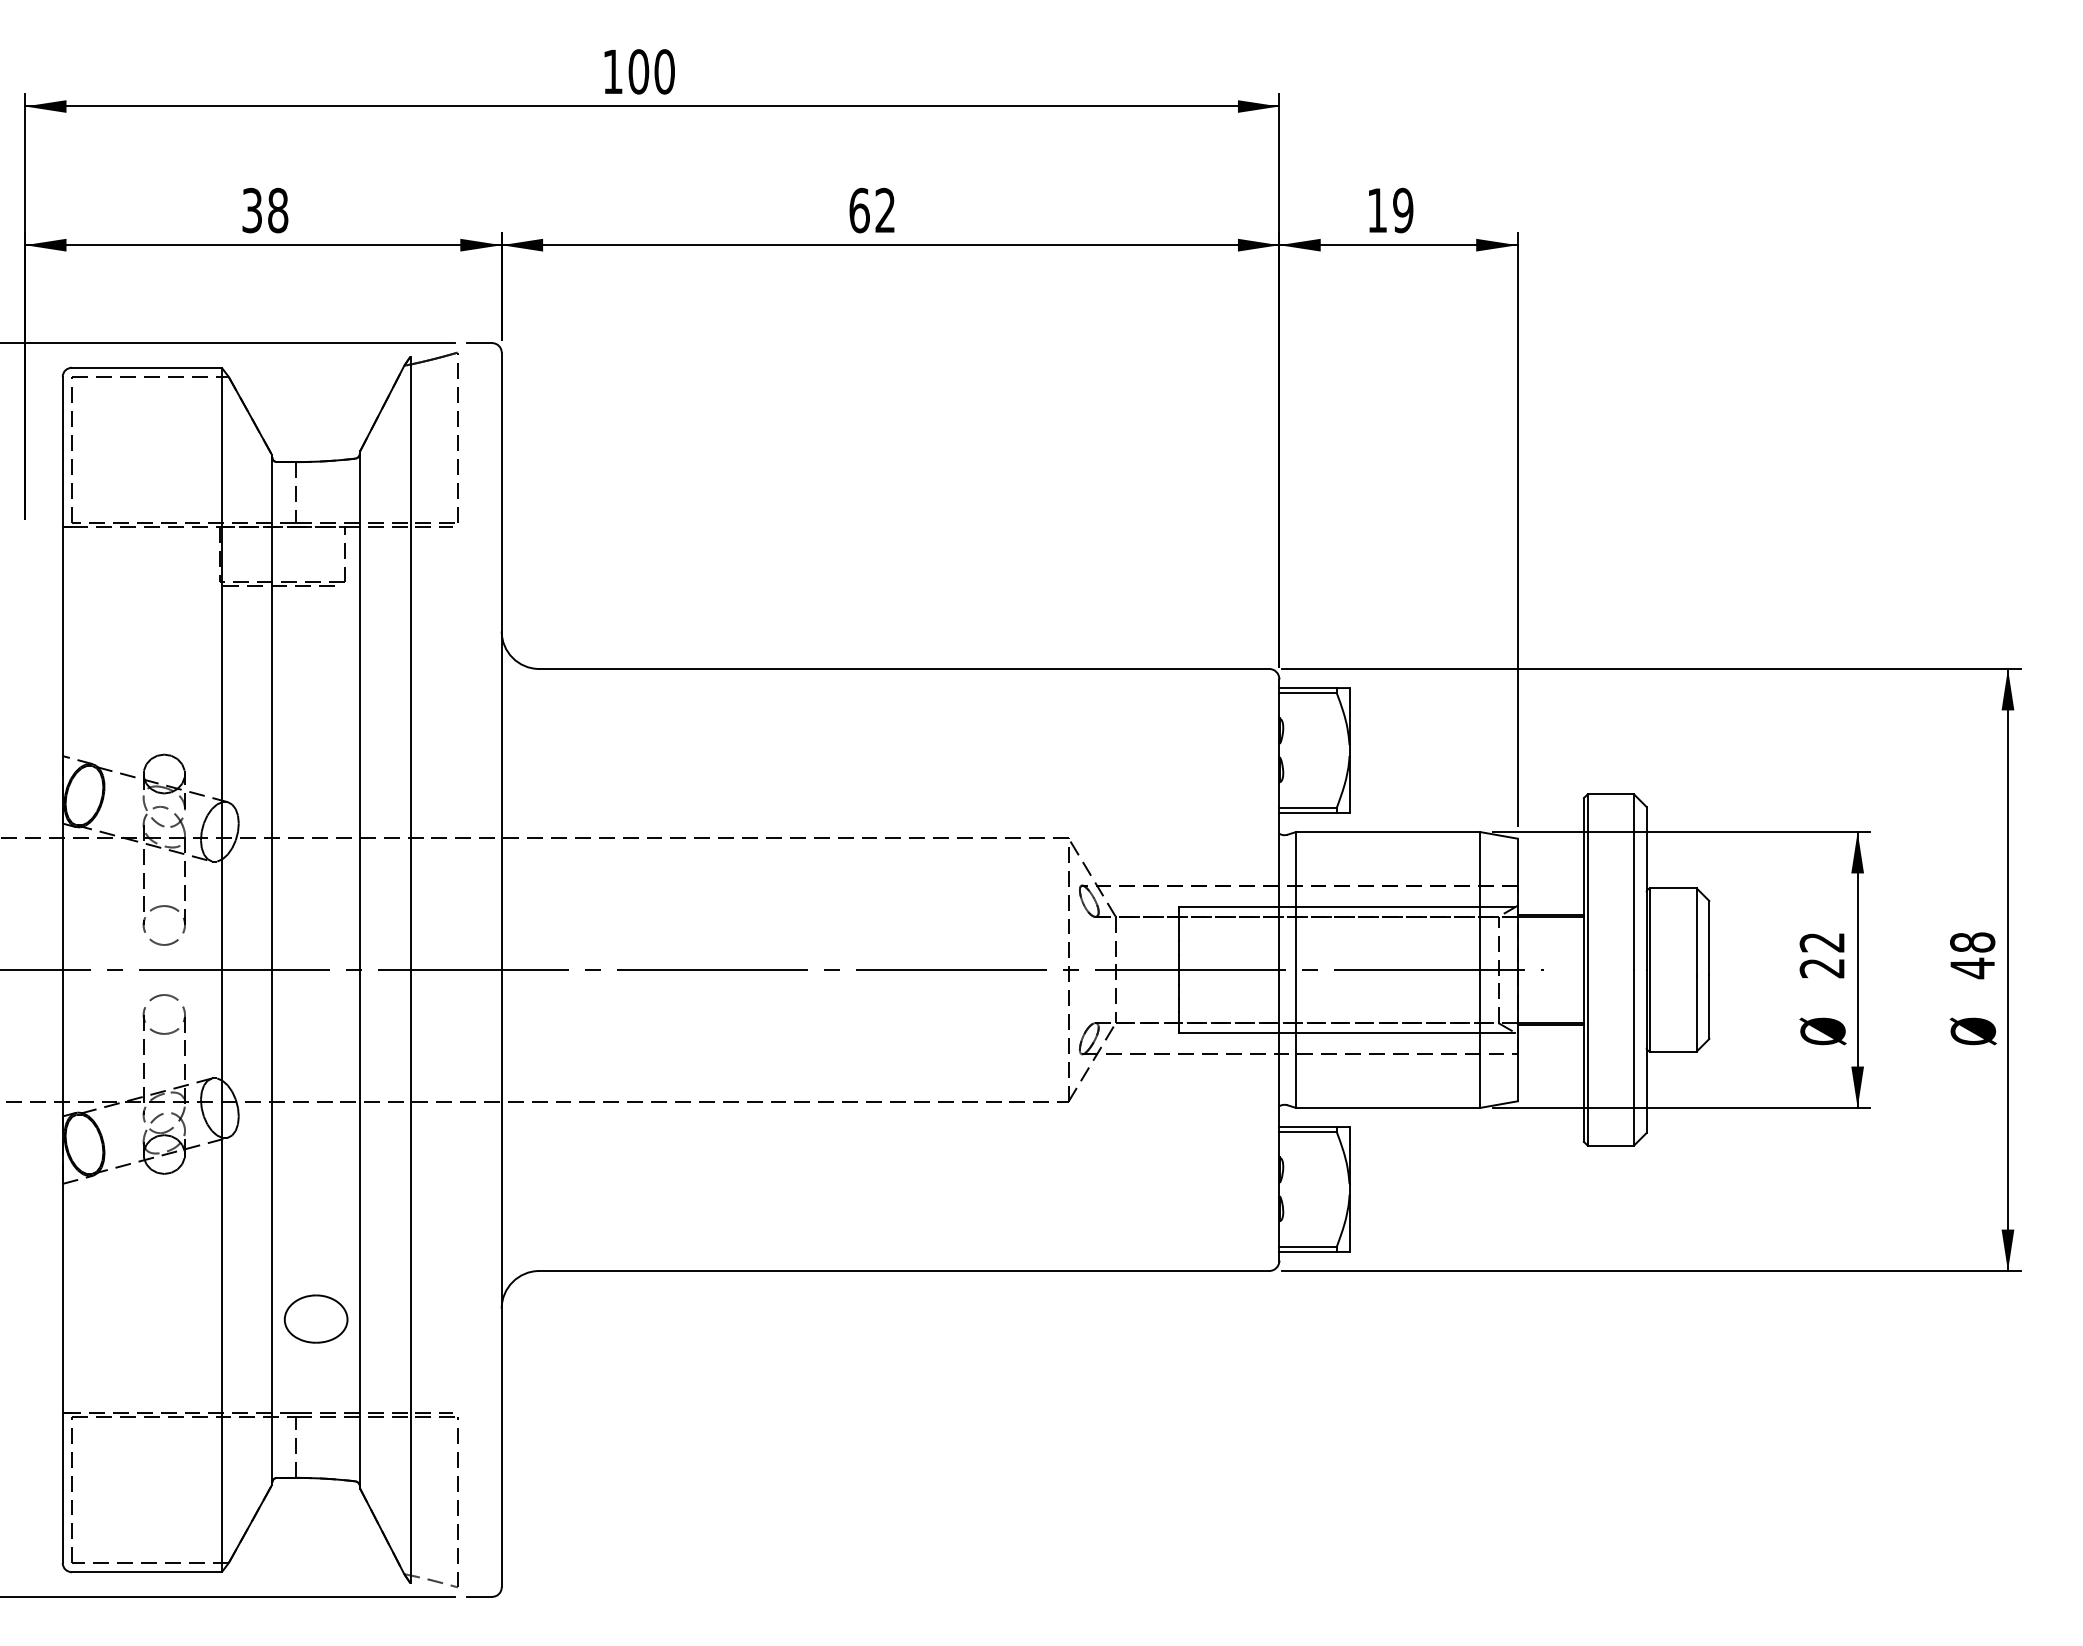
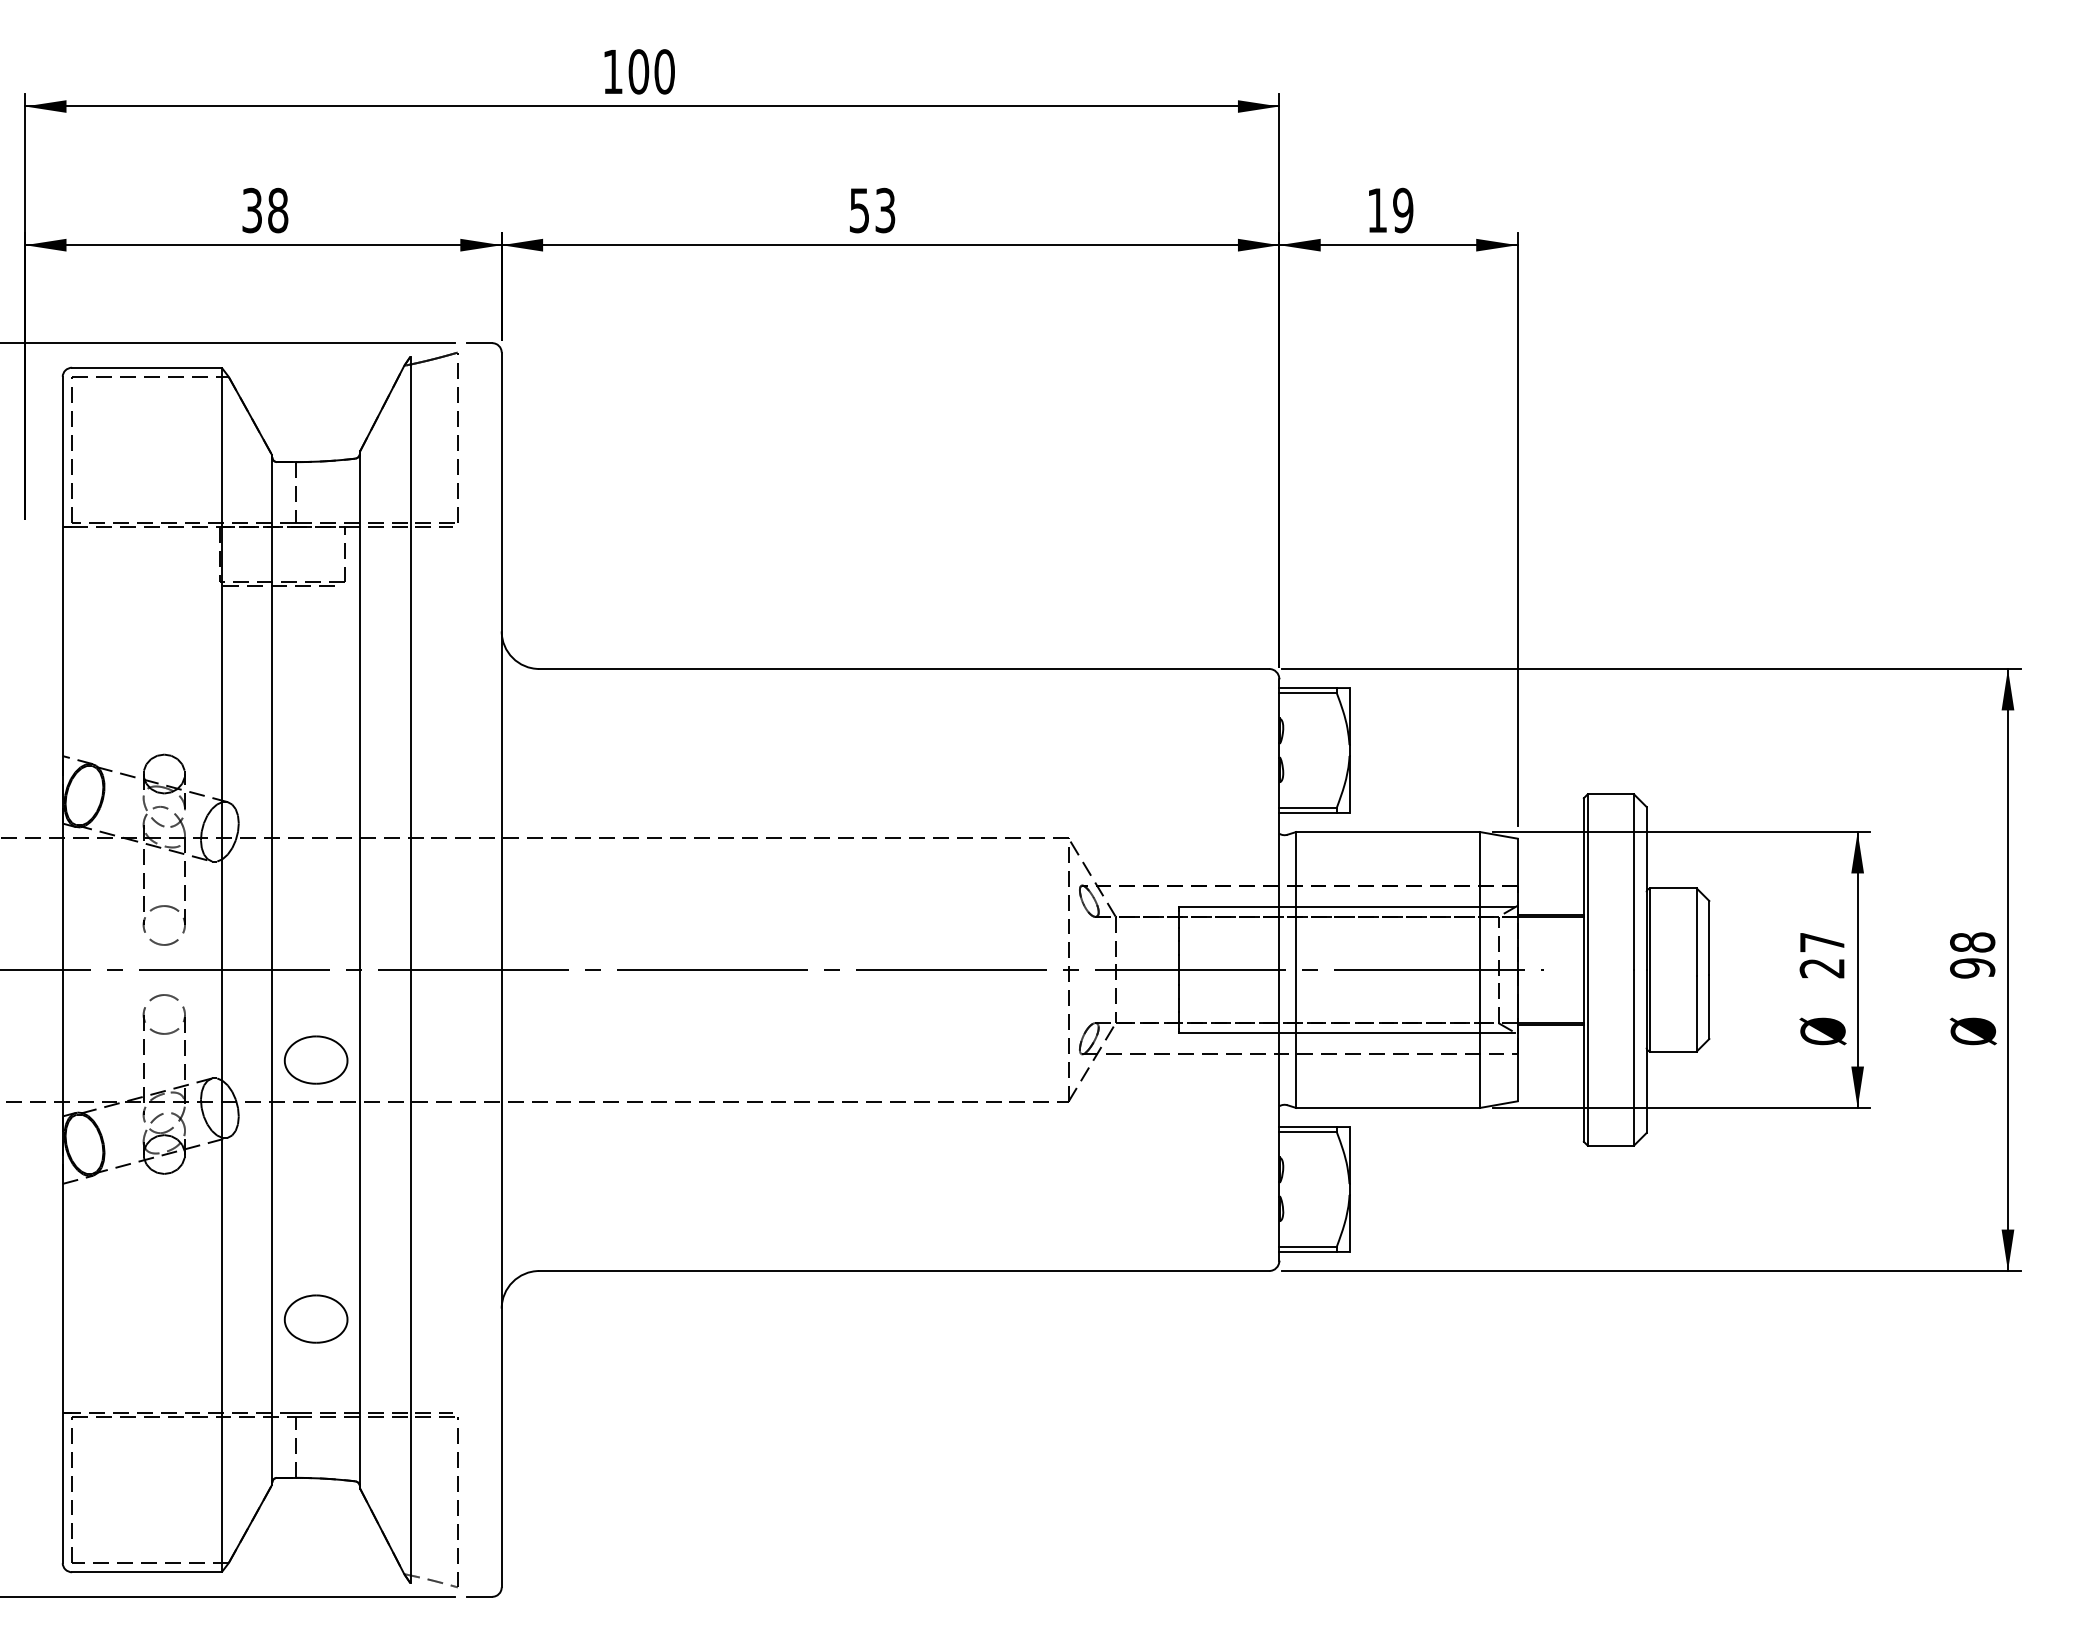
text: 62 -> 53 (872, 210)
text: 22 -> 27 (1821, 942)
text: 48 -> 98 (1972, 968)
part: none -> present (315, 1059)
